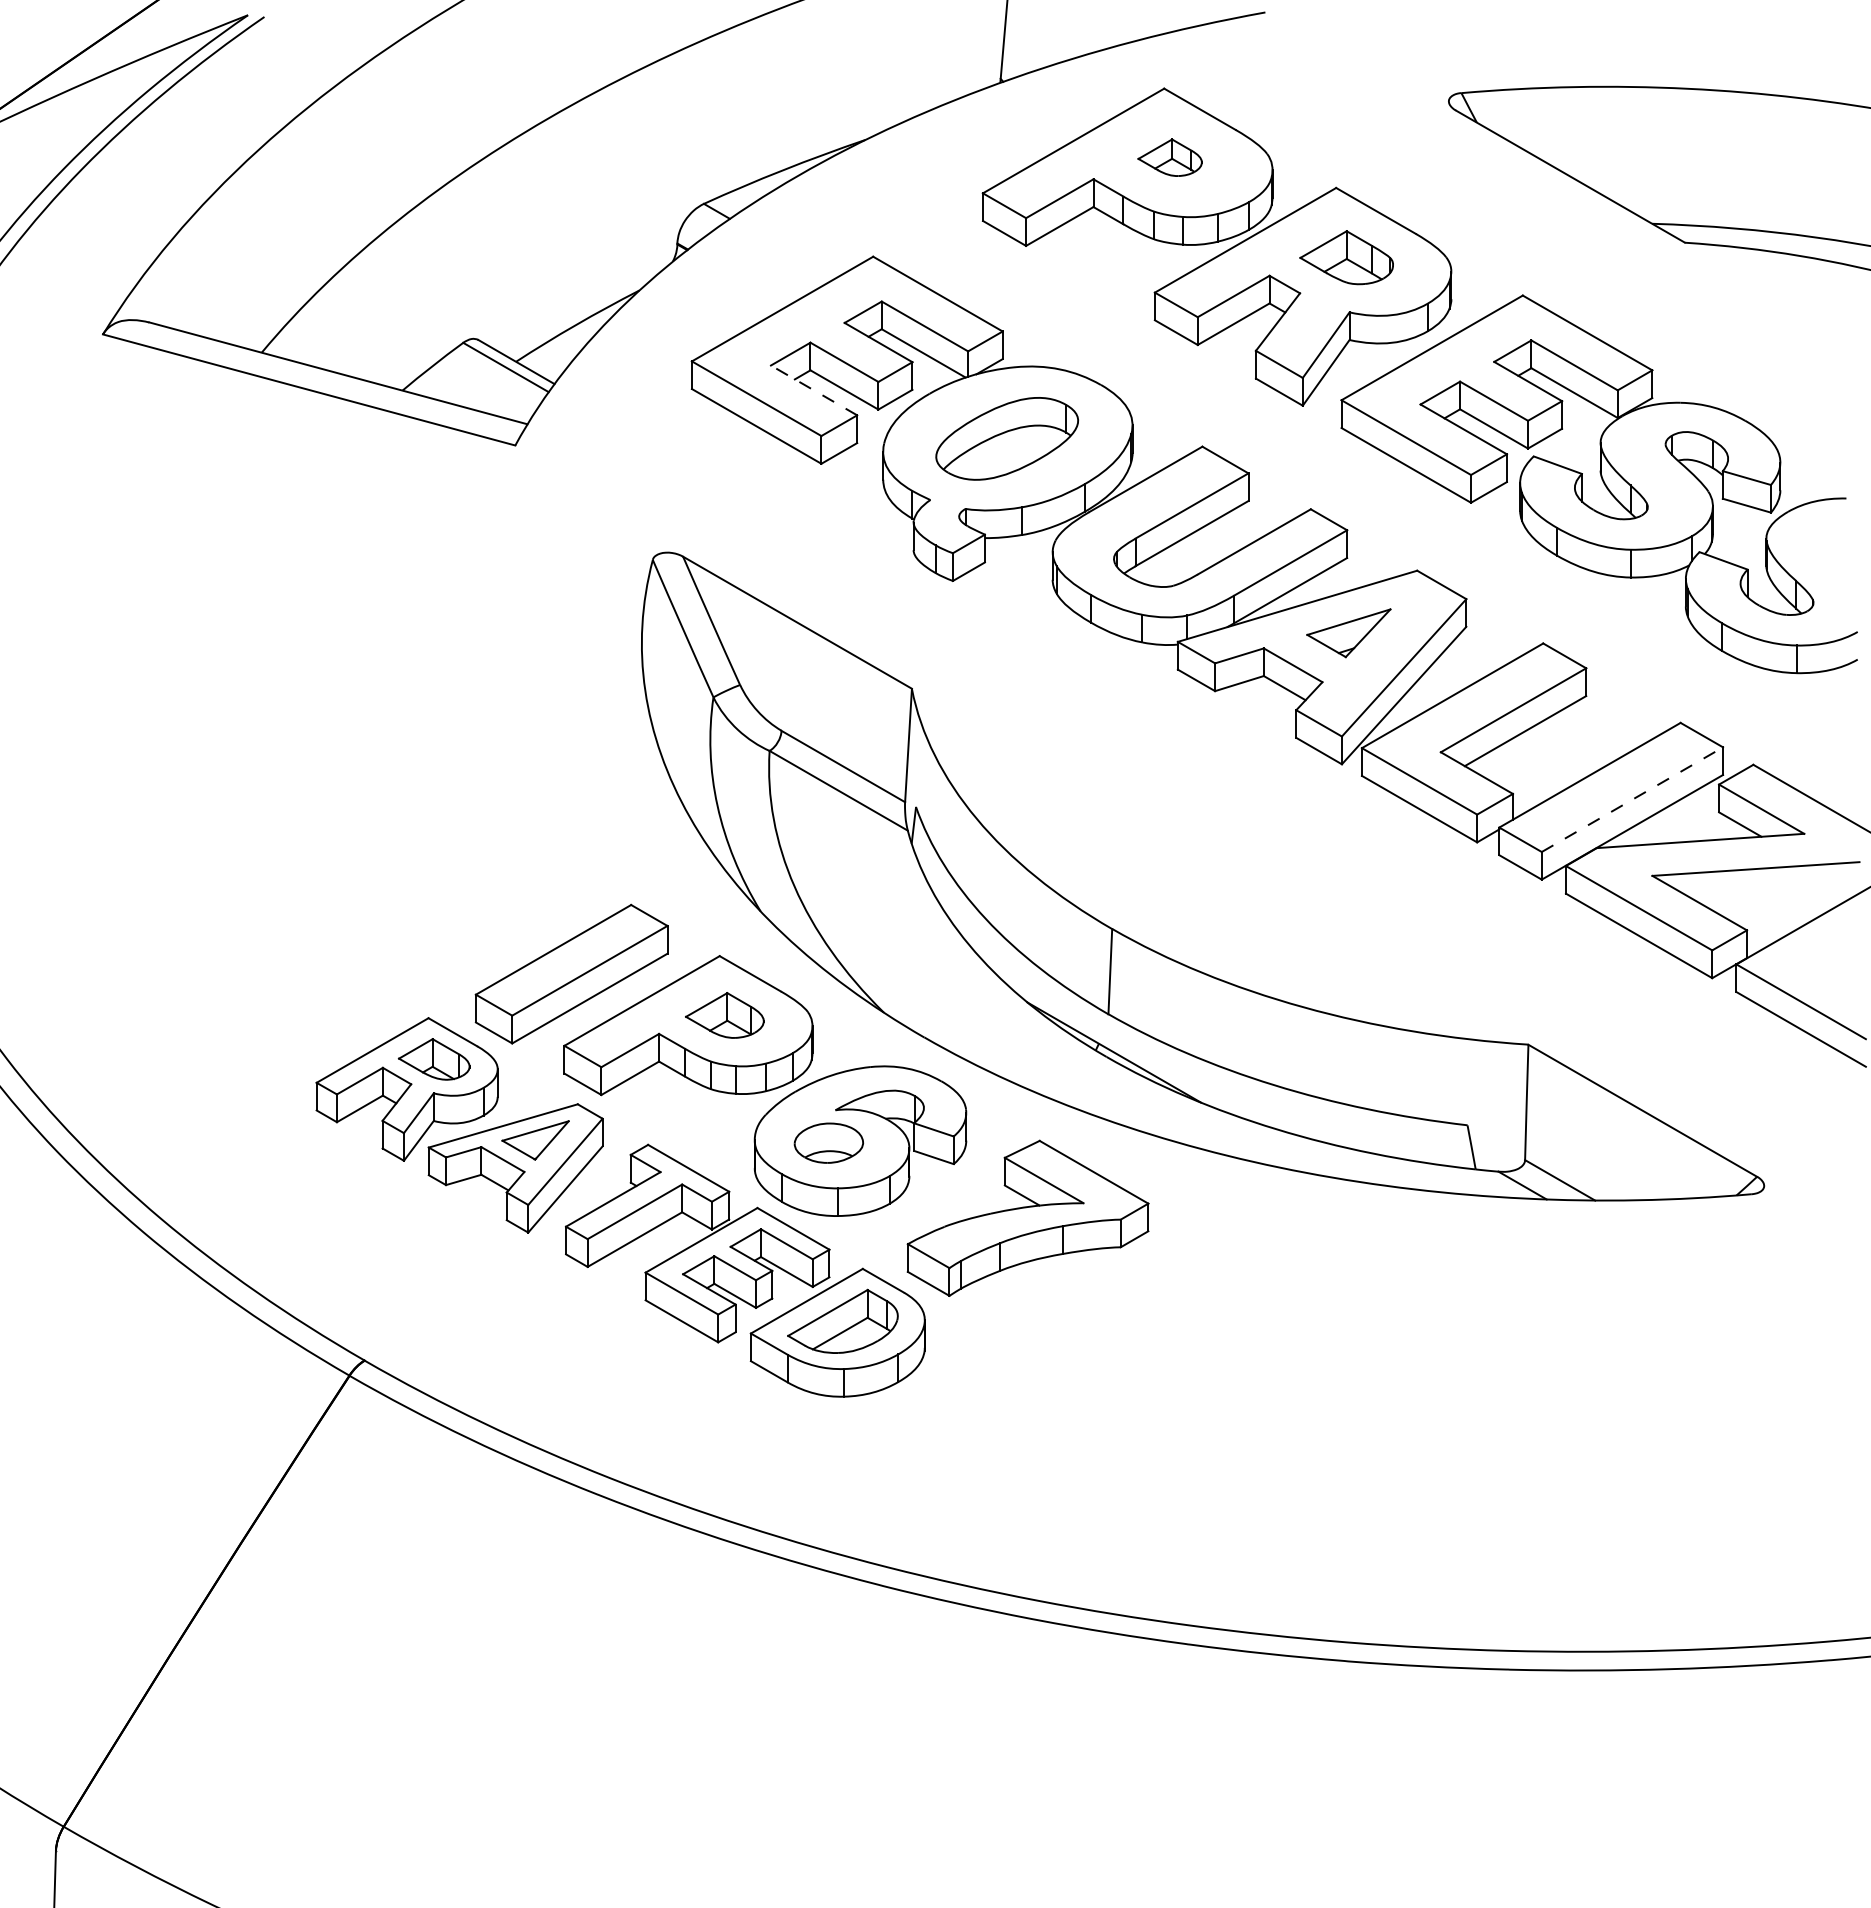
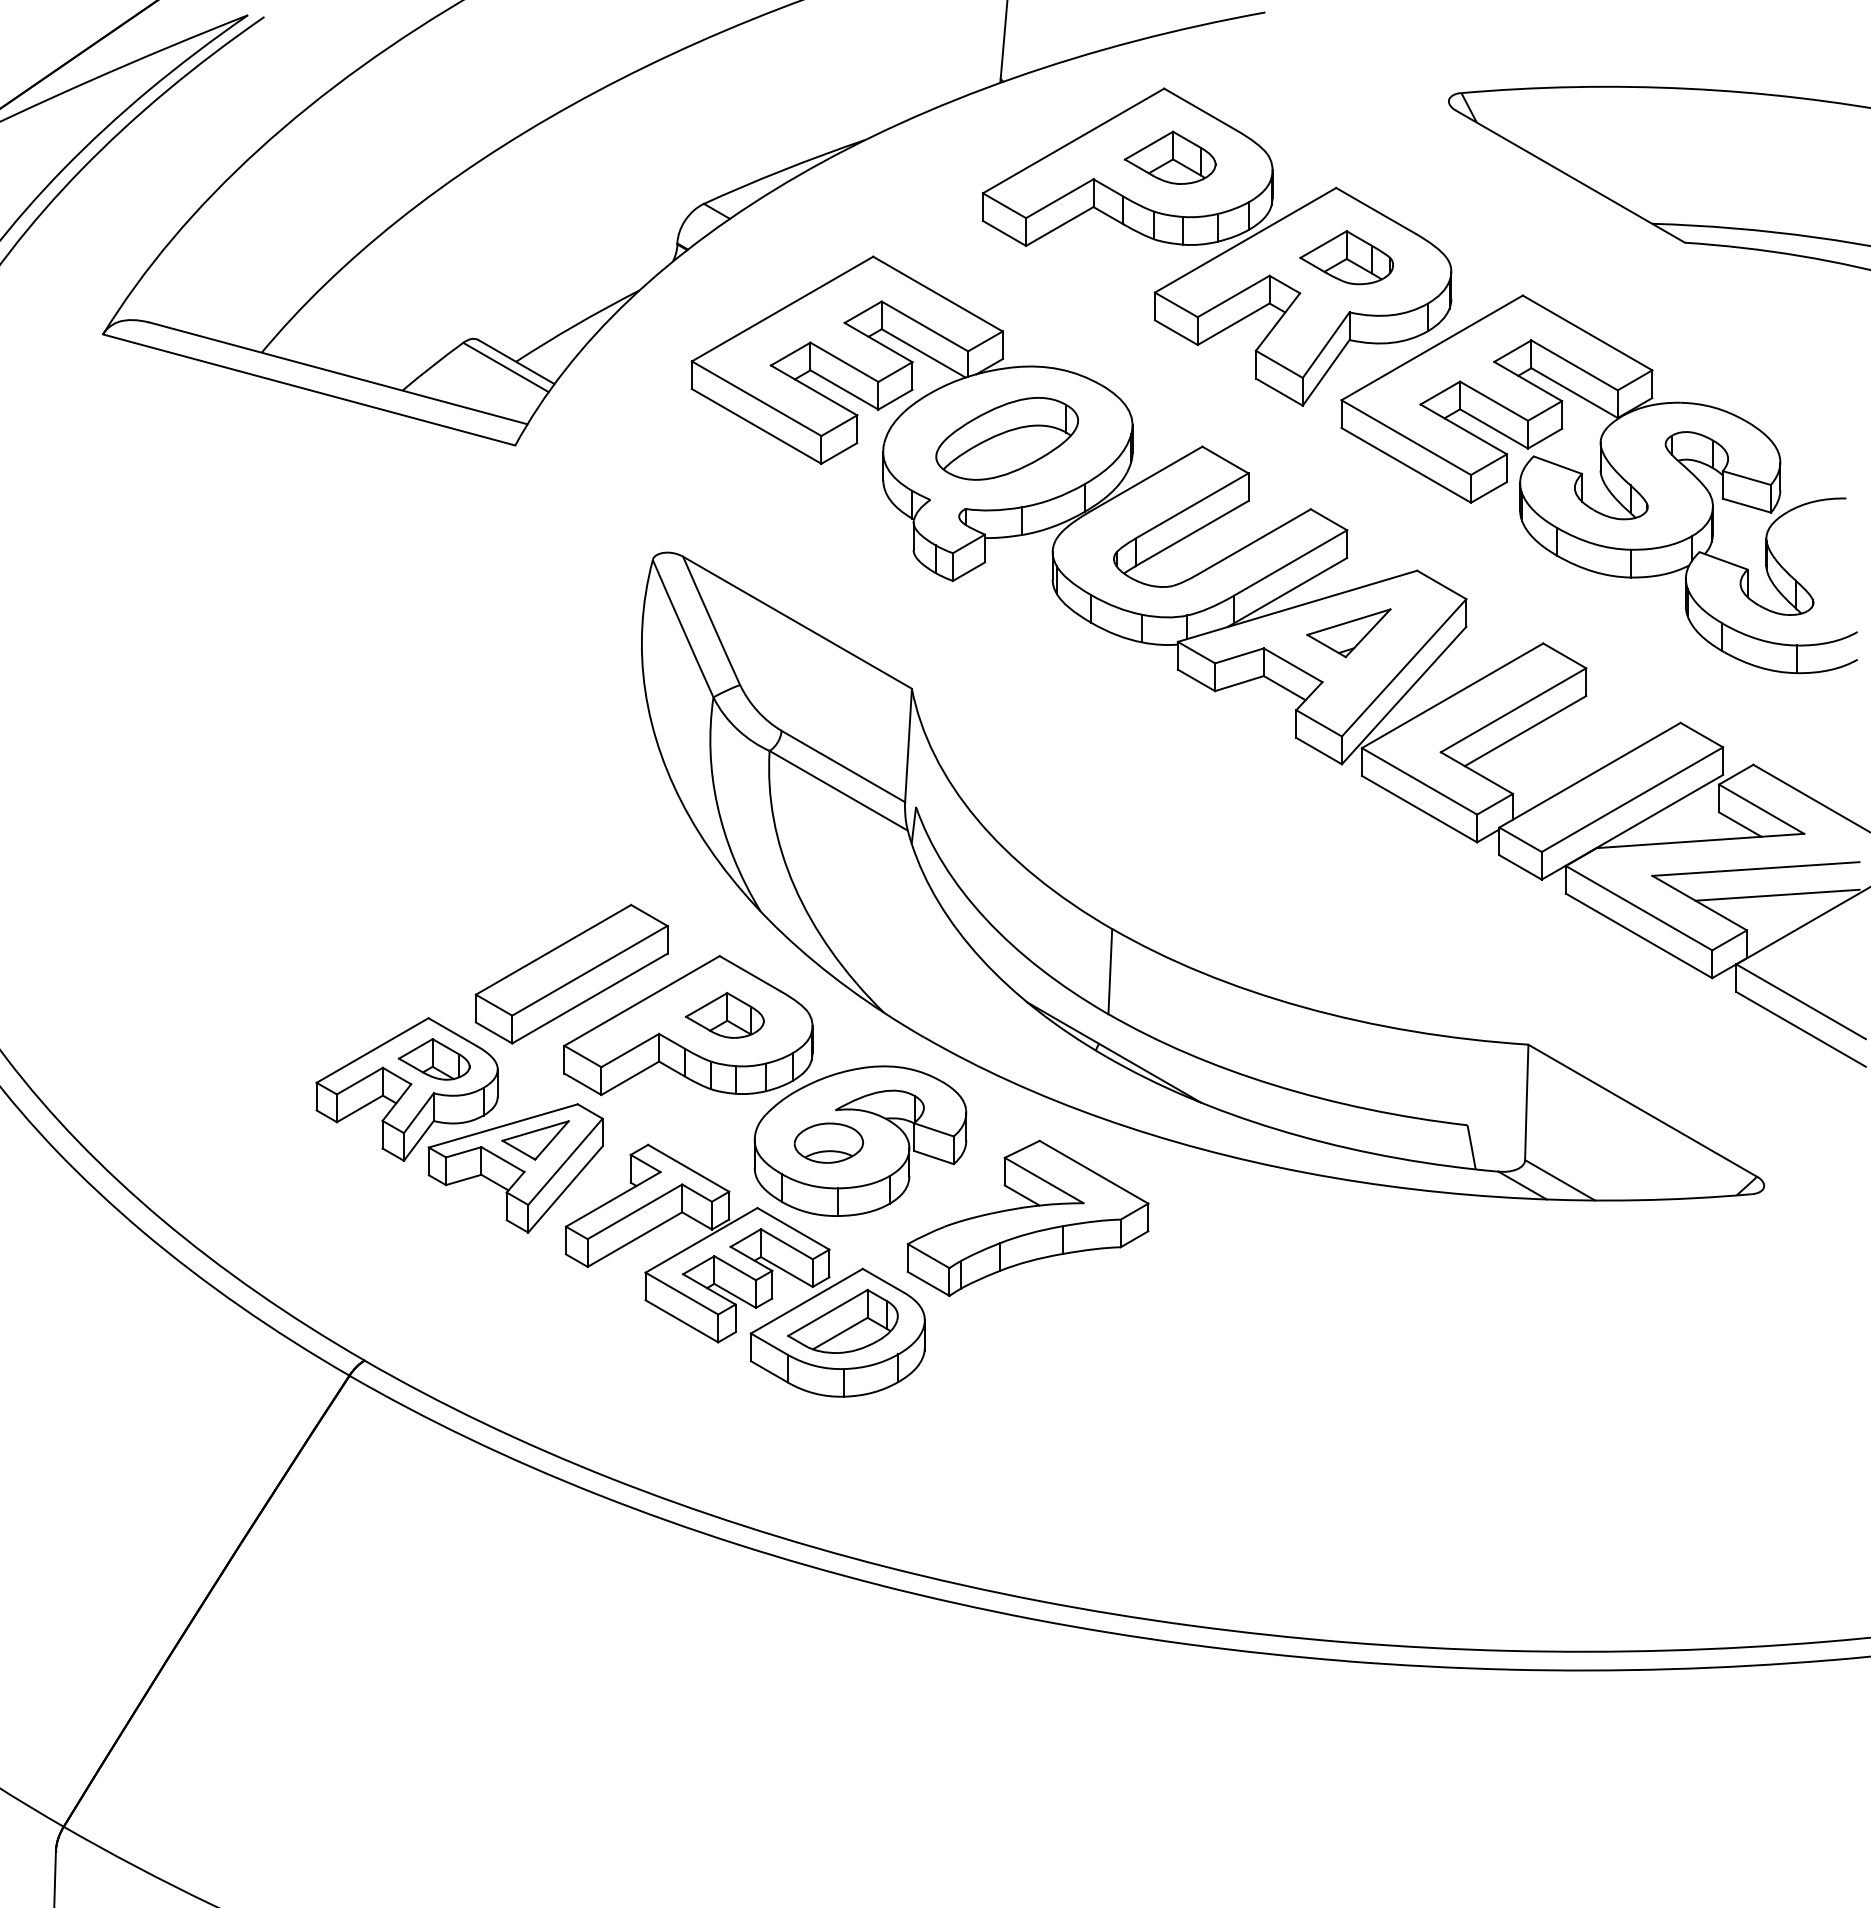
part size: 66x39 px -> 94x55 px (1169, 157)
line: dashed -> solid (814, 390)
line: dashed -> solid (1632, 799)
line: none -> present (1777, 894)
